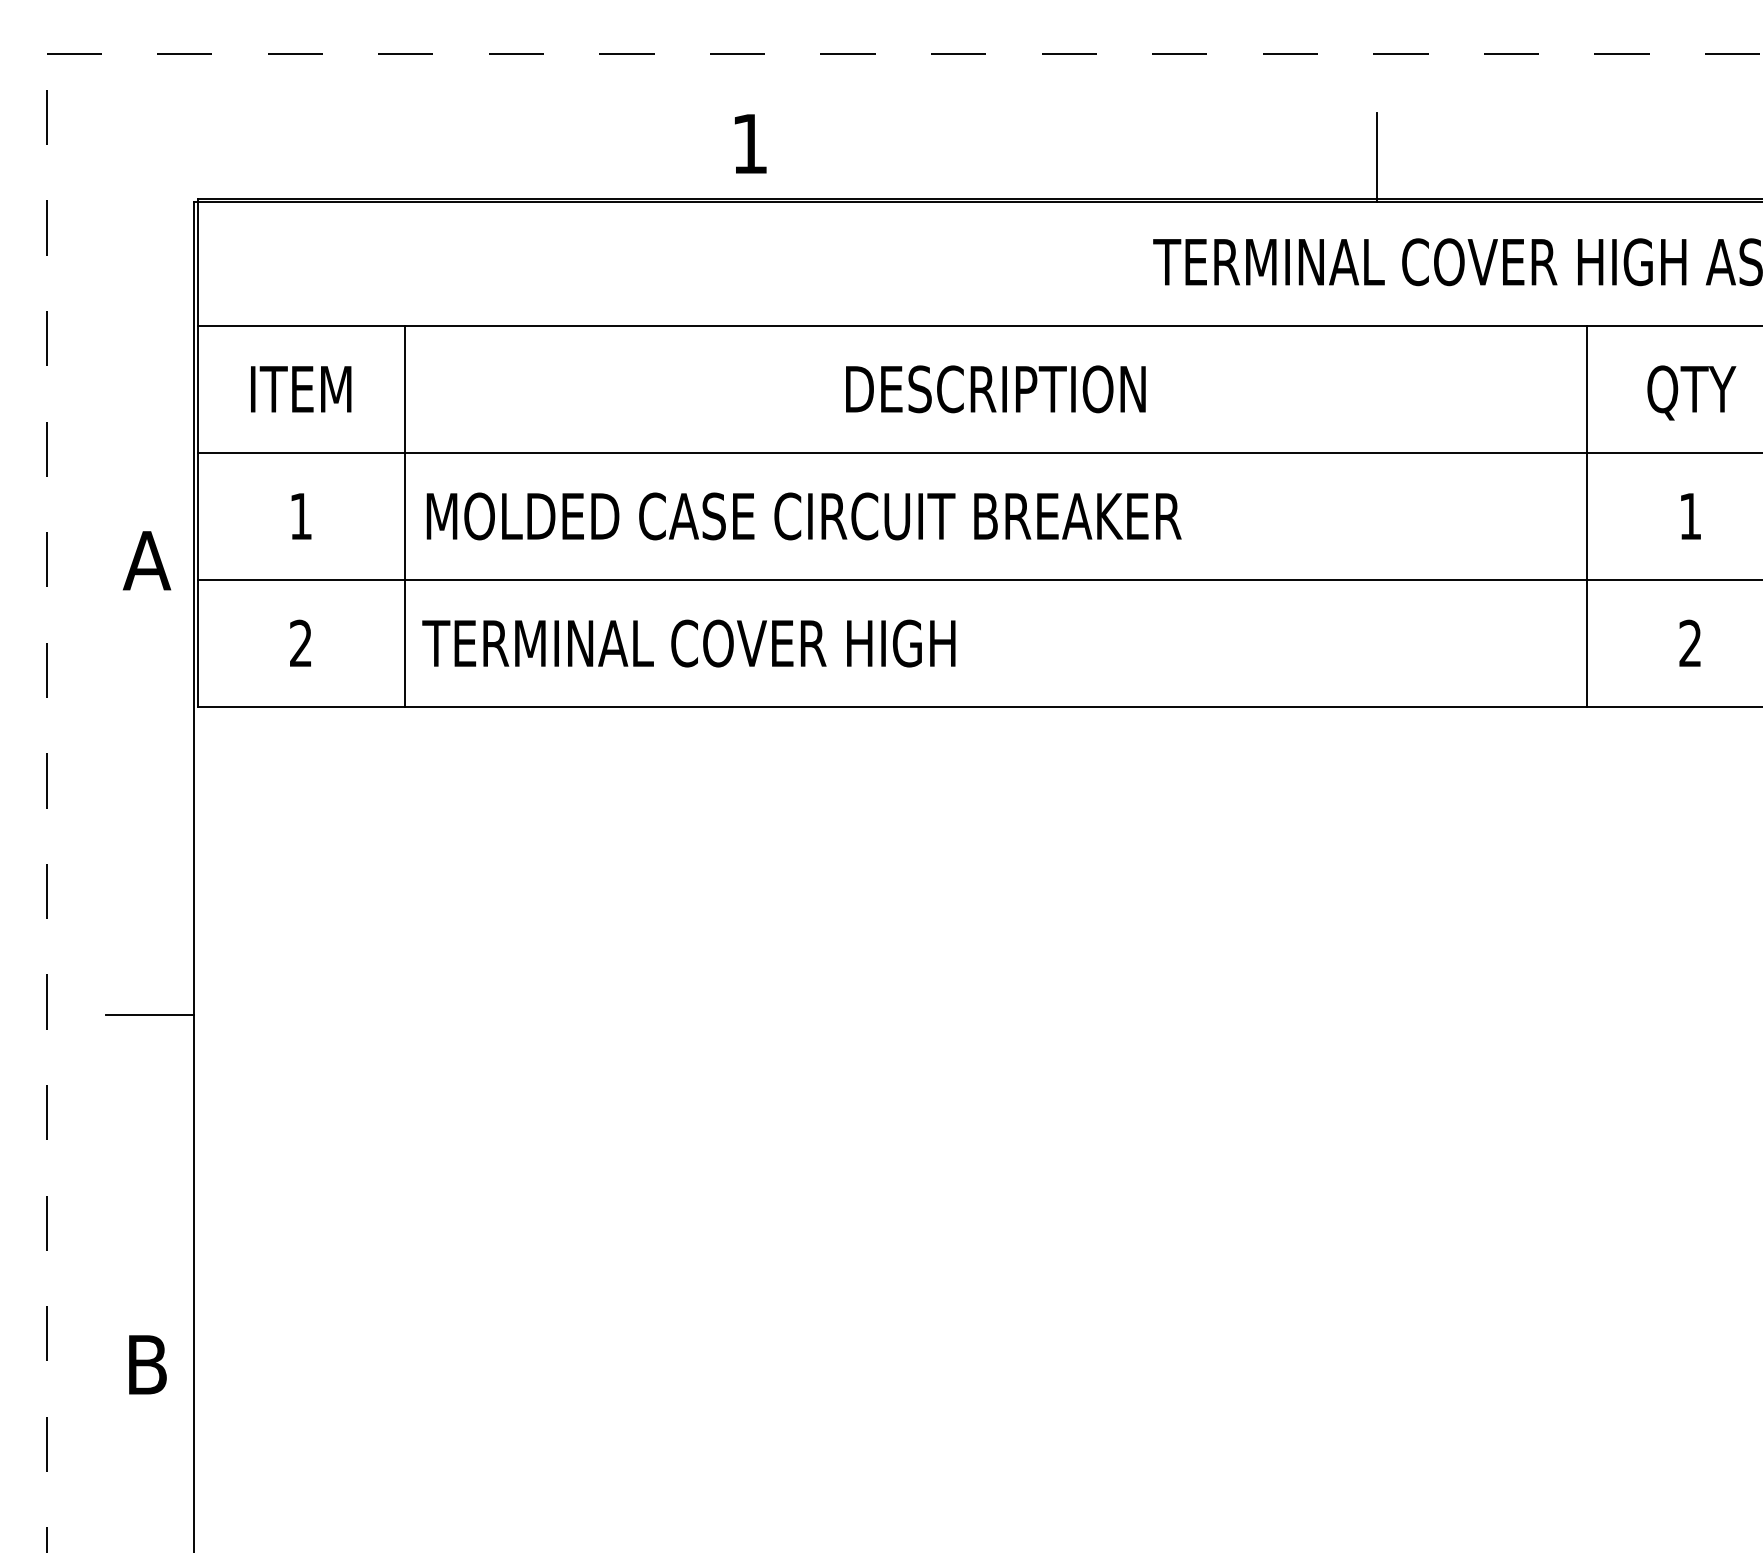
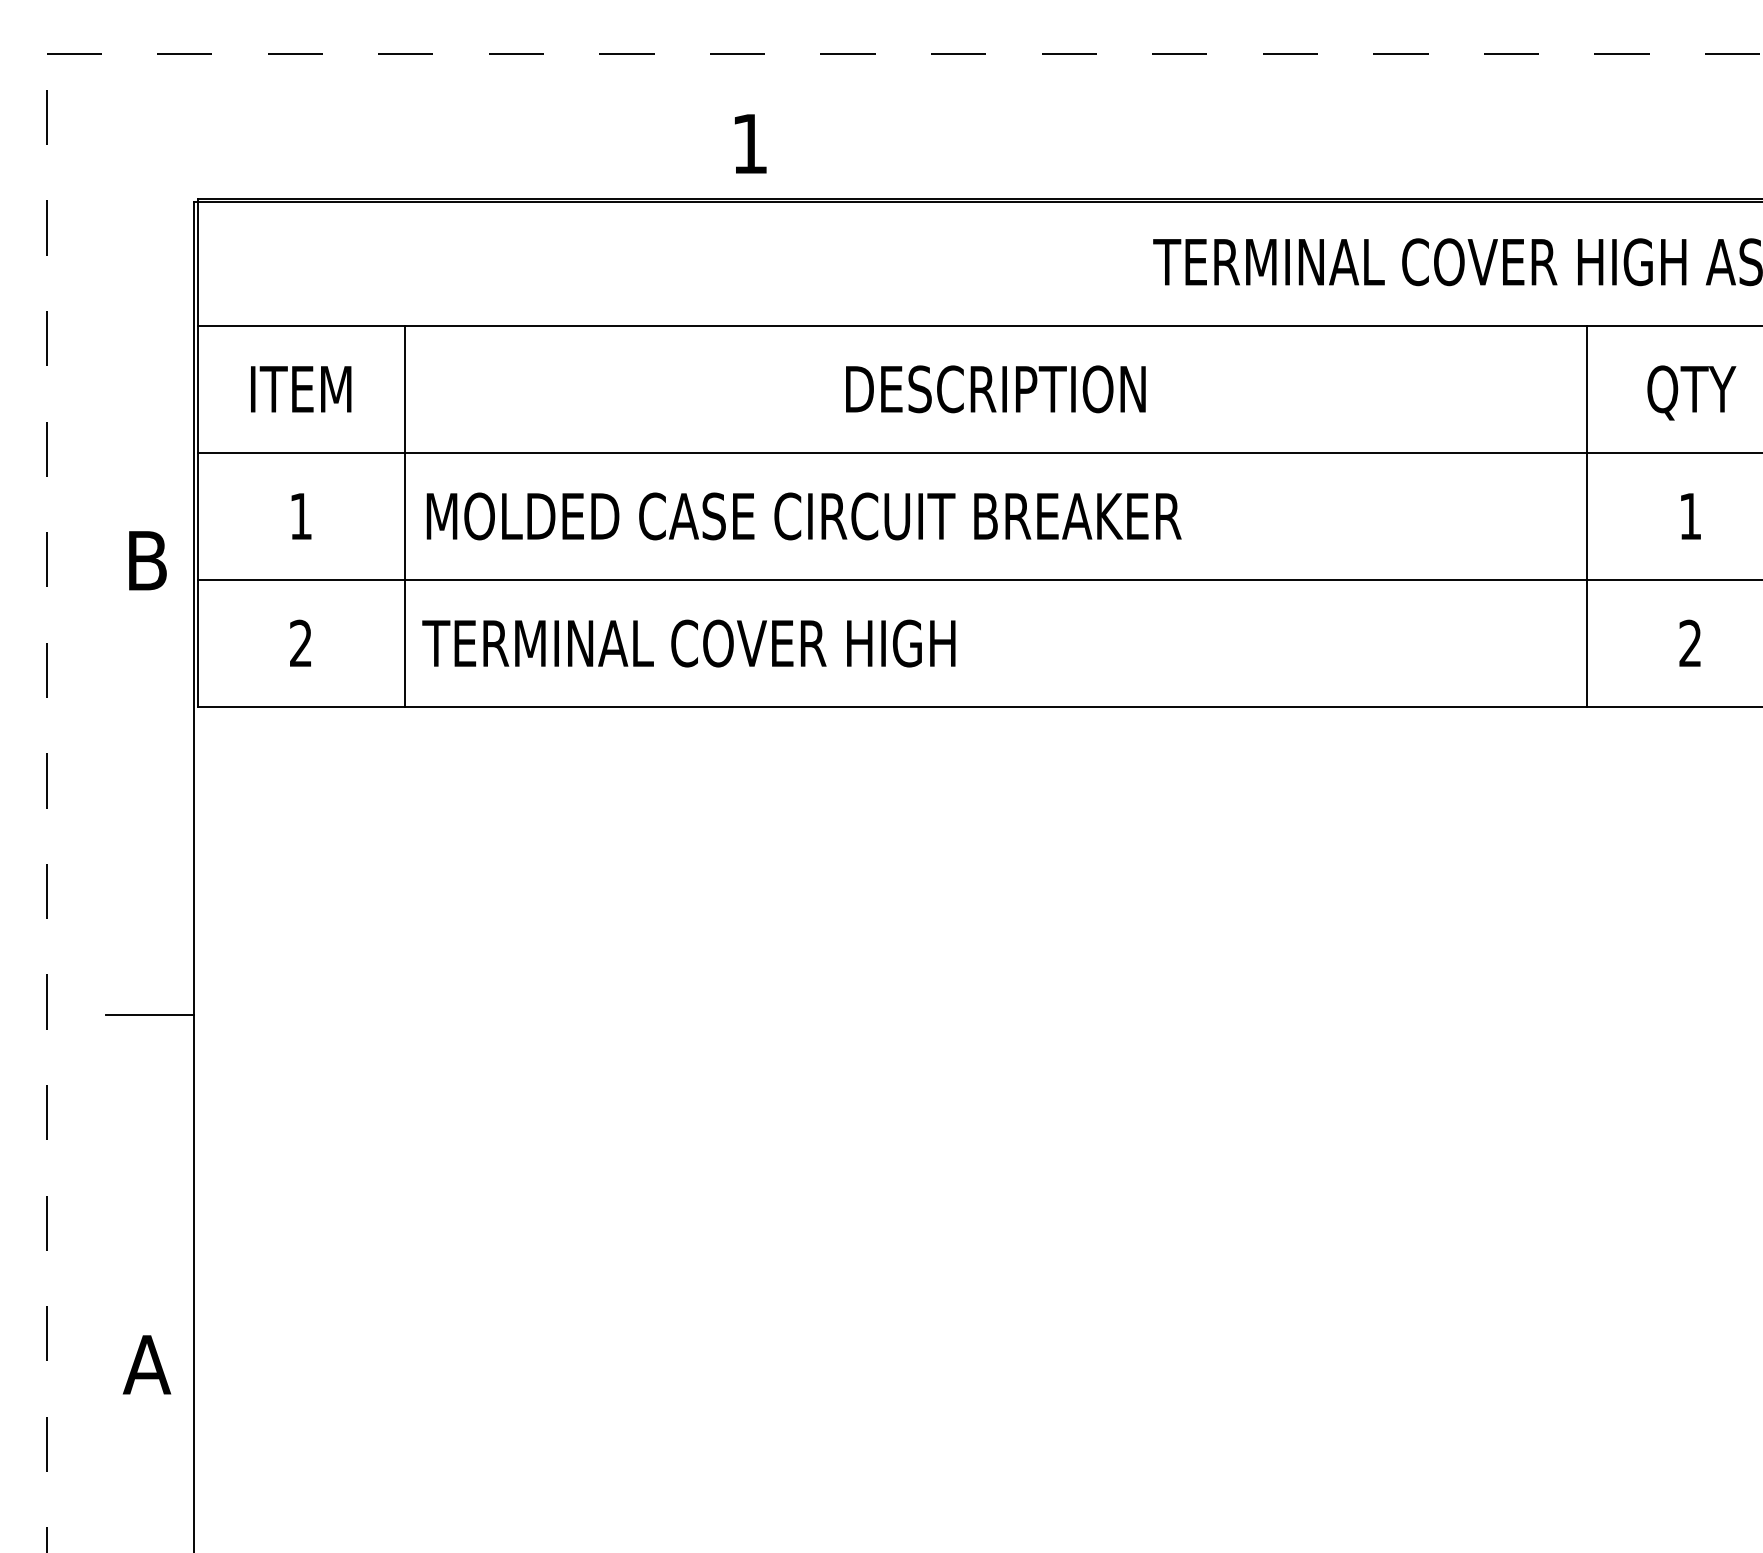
line: present -> none (1376, 157)
text: A -> B (146, 560)
text: B -> A (146, 1364)
